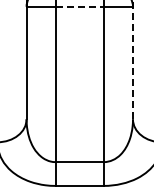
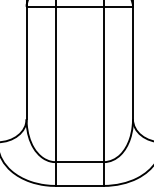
line: dashed -> solid (80, 6)
line: dashed -> solid (132, 59)
